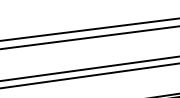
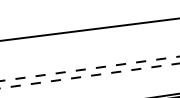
line: present -> none (89, 37)
line: solid -> dashed (89, 68)
line: solid -> dashed (90, 75)
